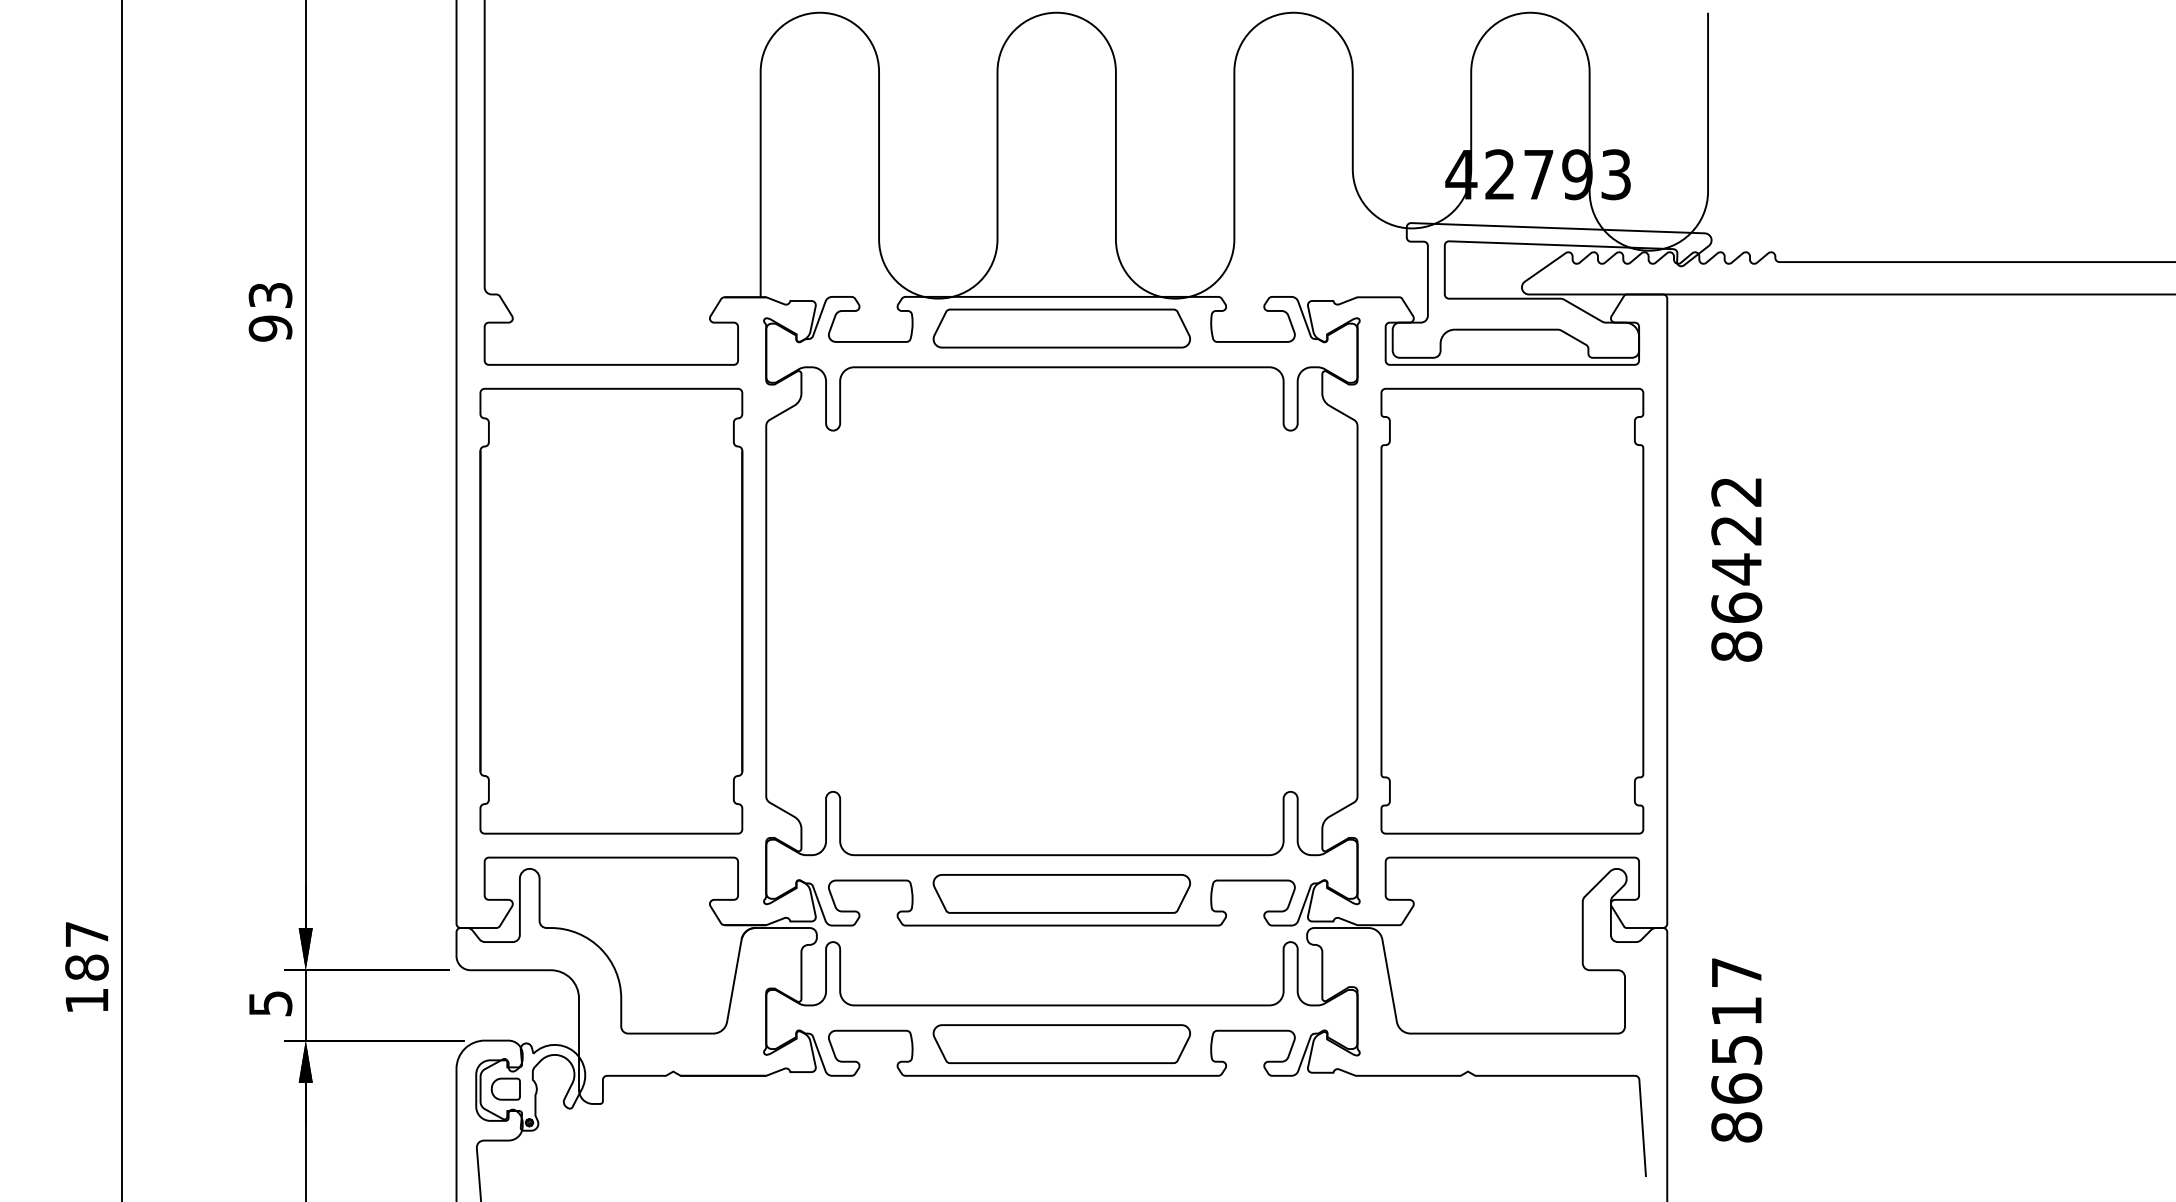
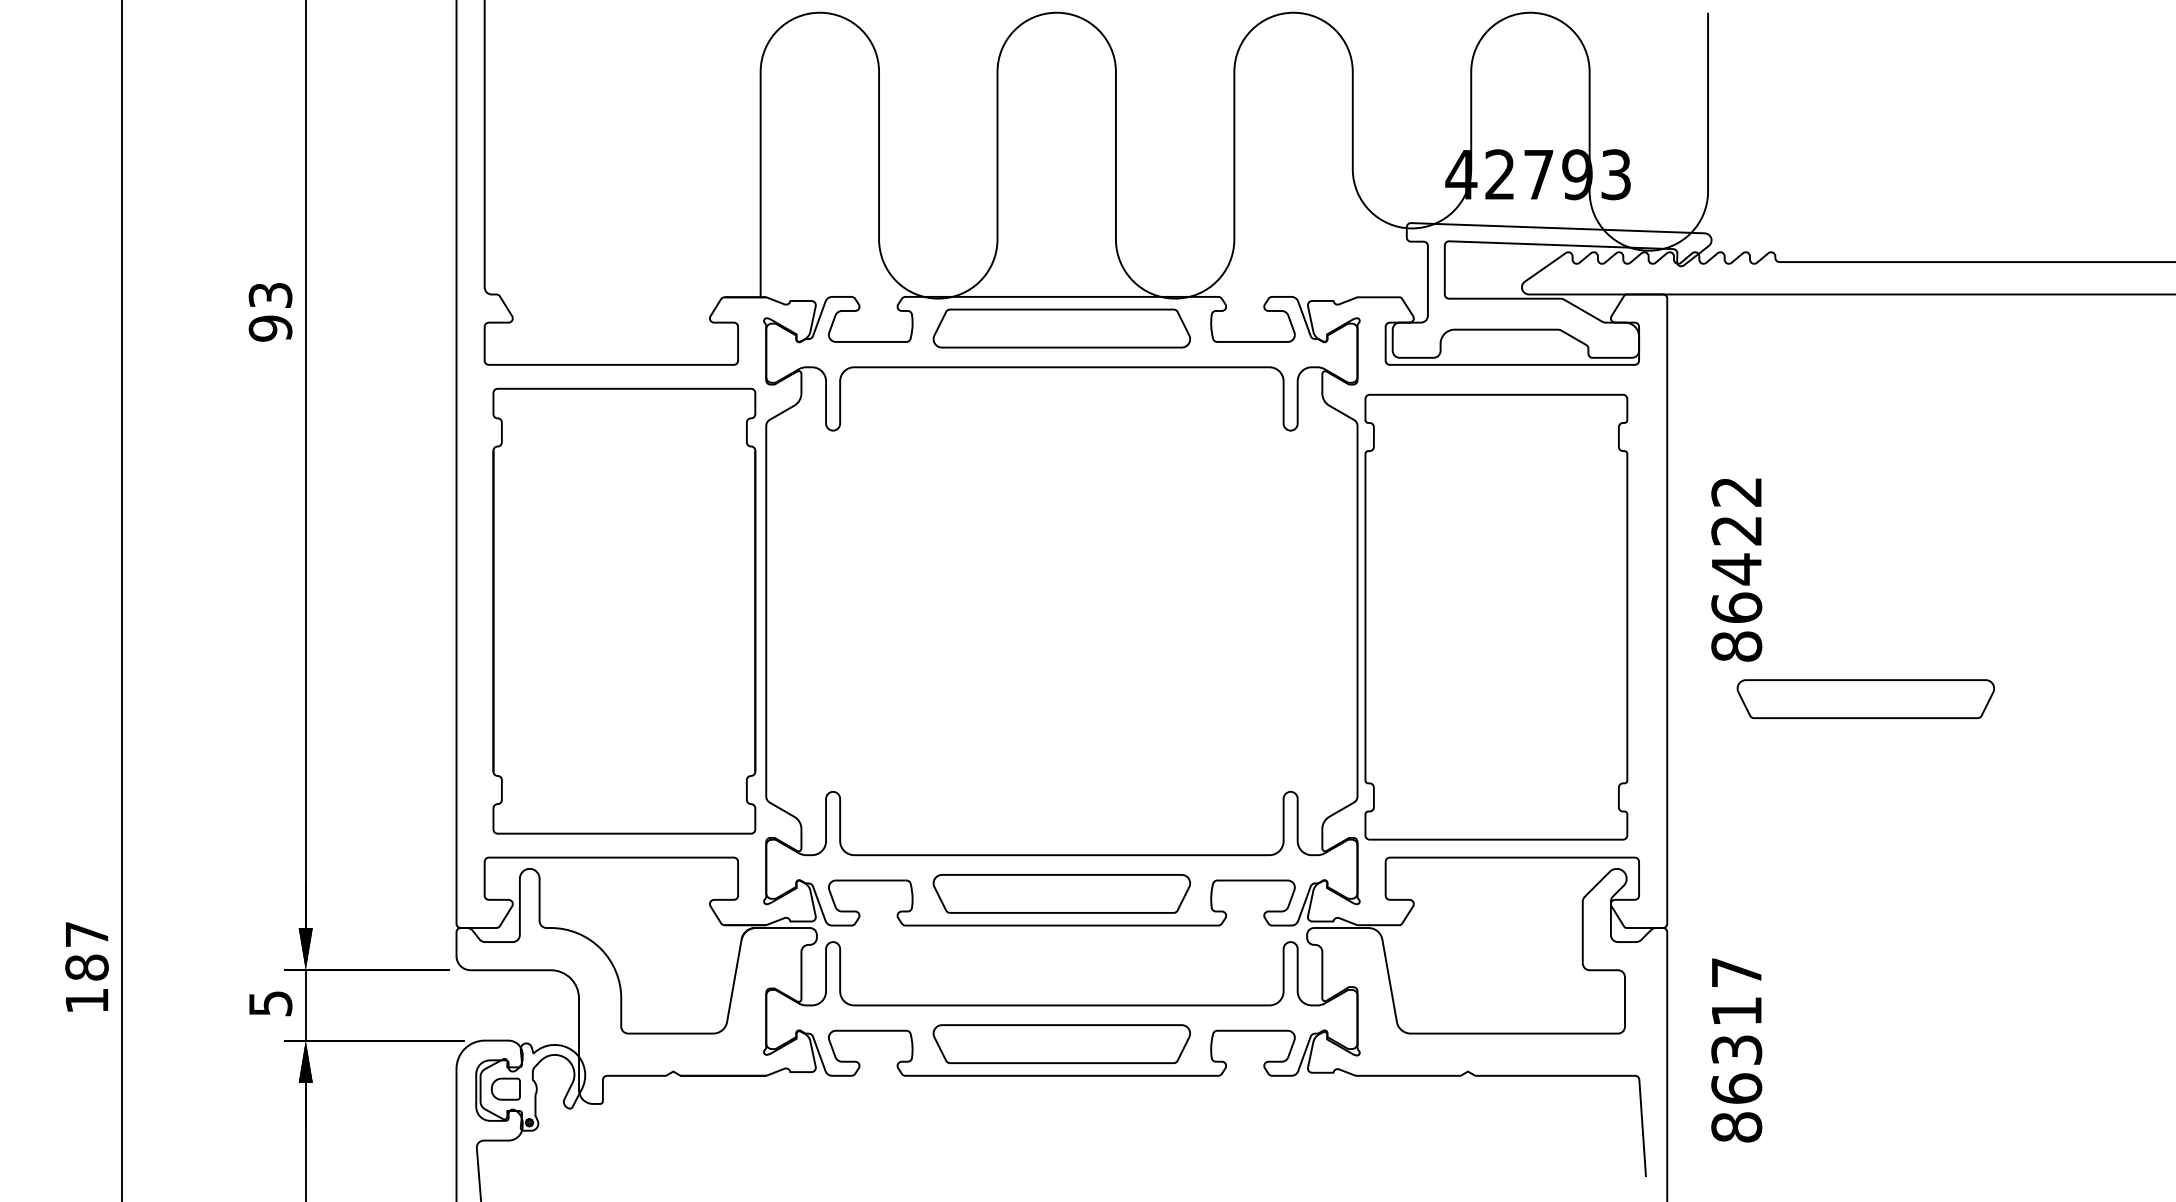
part position: (611, 610) -> (624, 610) (624, 610)
part position: (1512, 610) -> (1496, 616) (1496, 616)
part: none -> present (1865, 698)
text: 86517 -> 86317 (1736, 1049)
